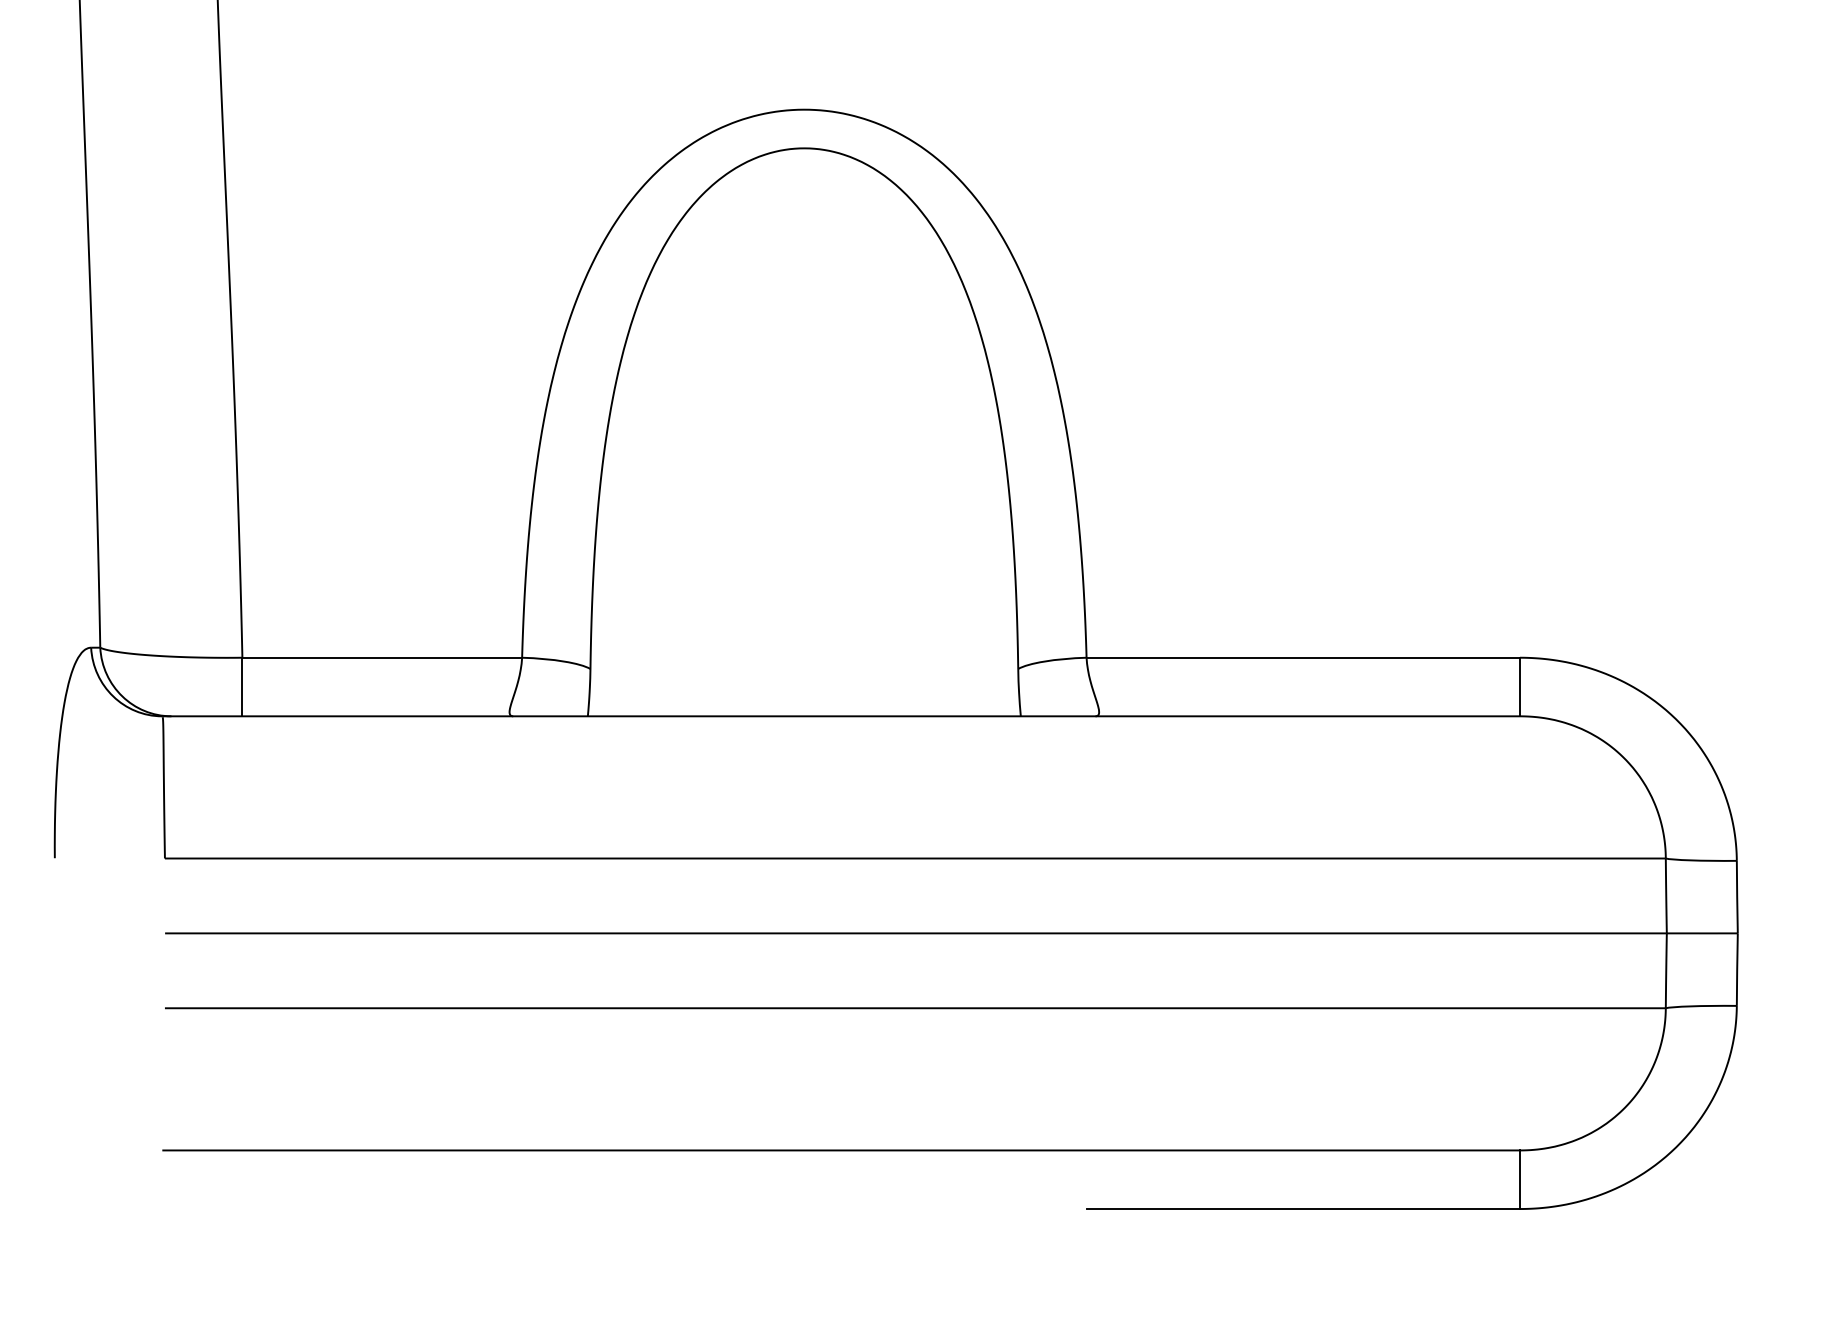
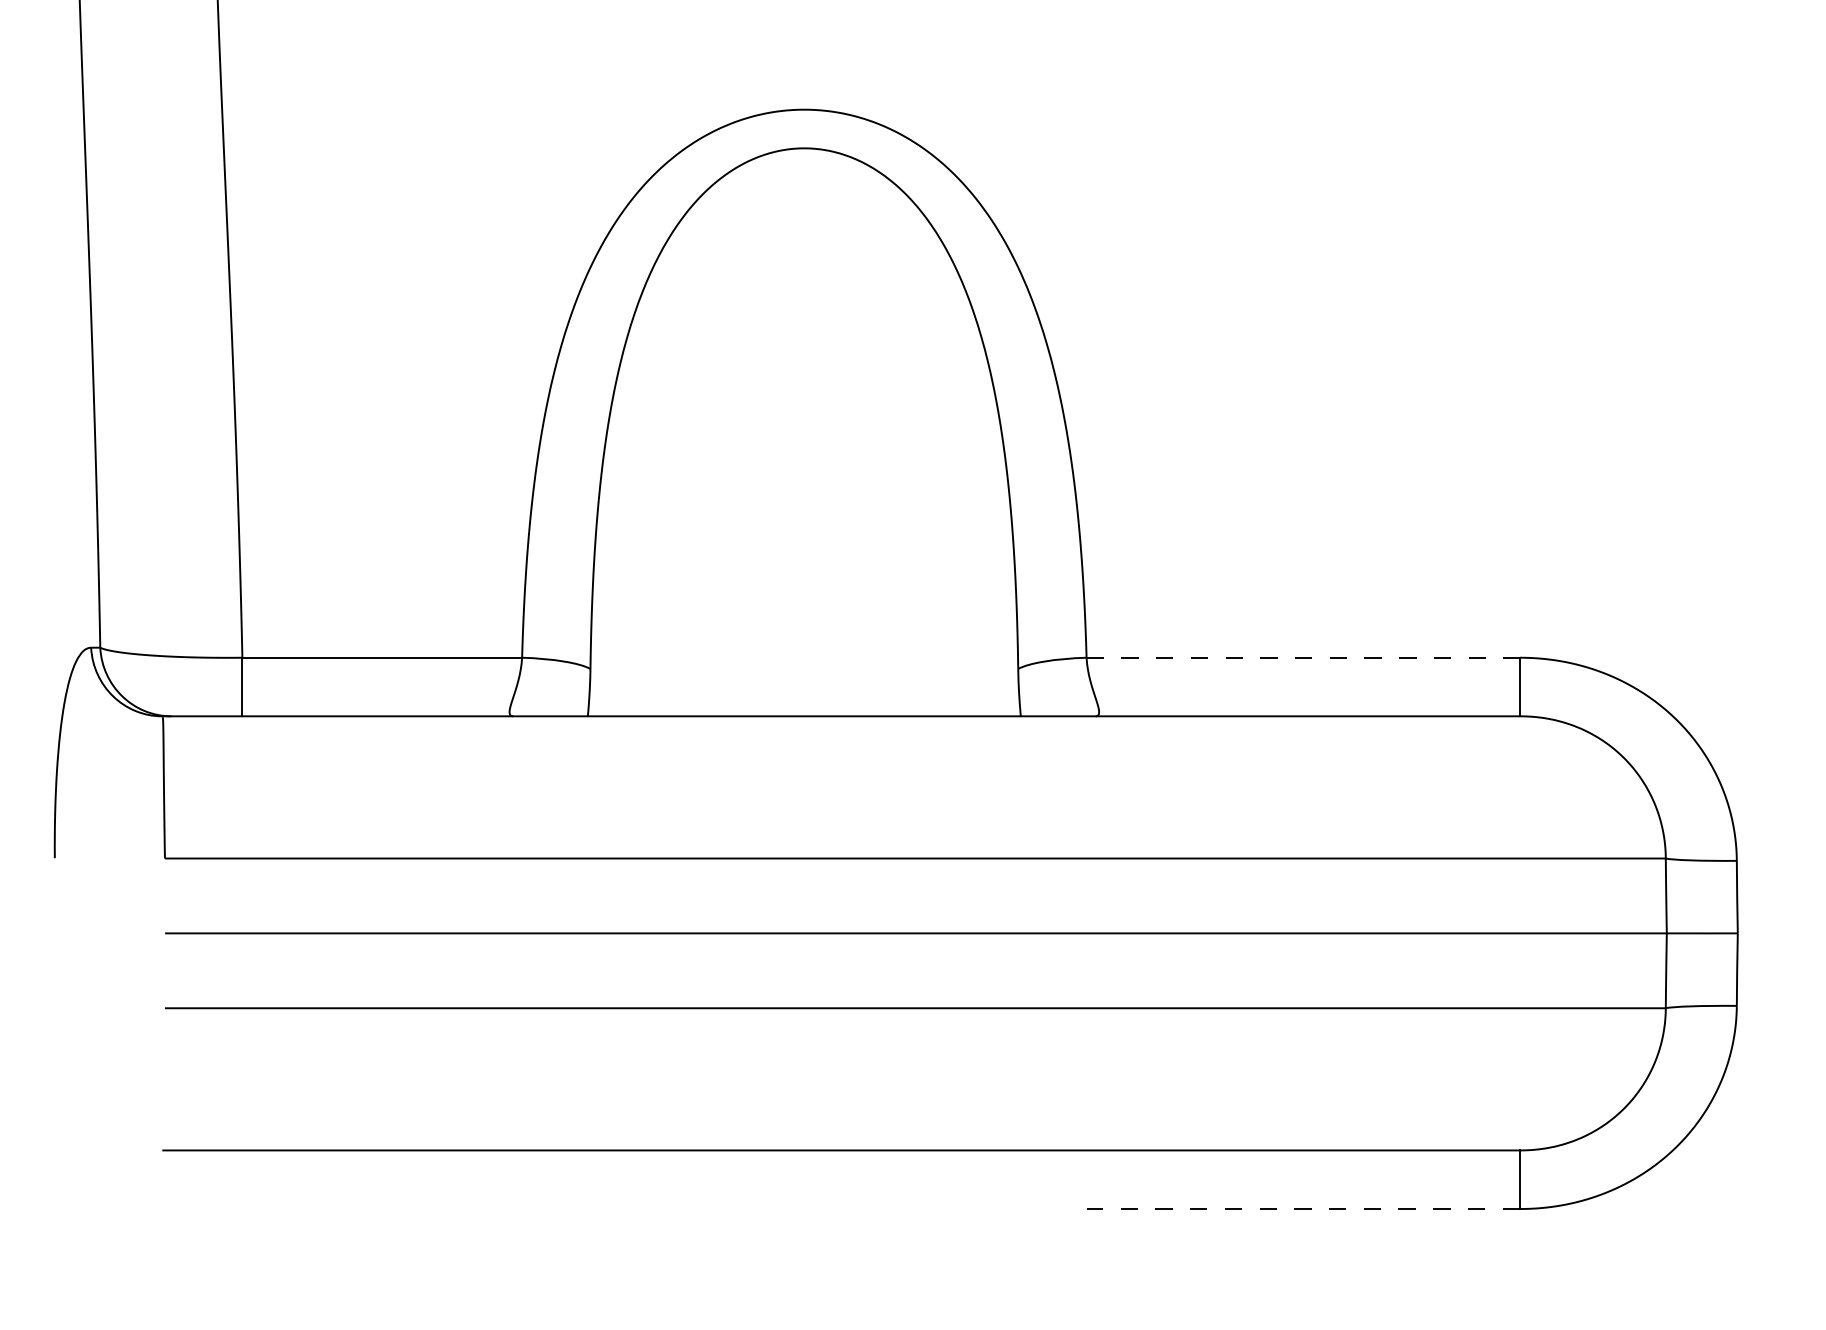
line: solid -> dashed (1303, 657)
line: solid -> dashed (1303, 1209)
